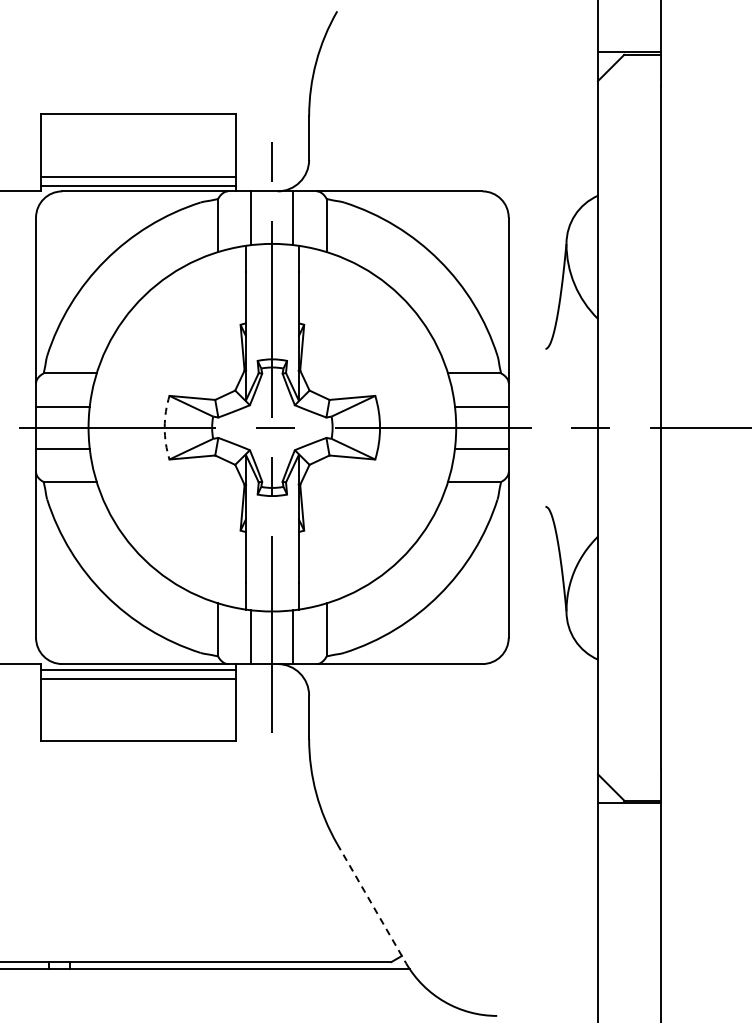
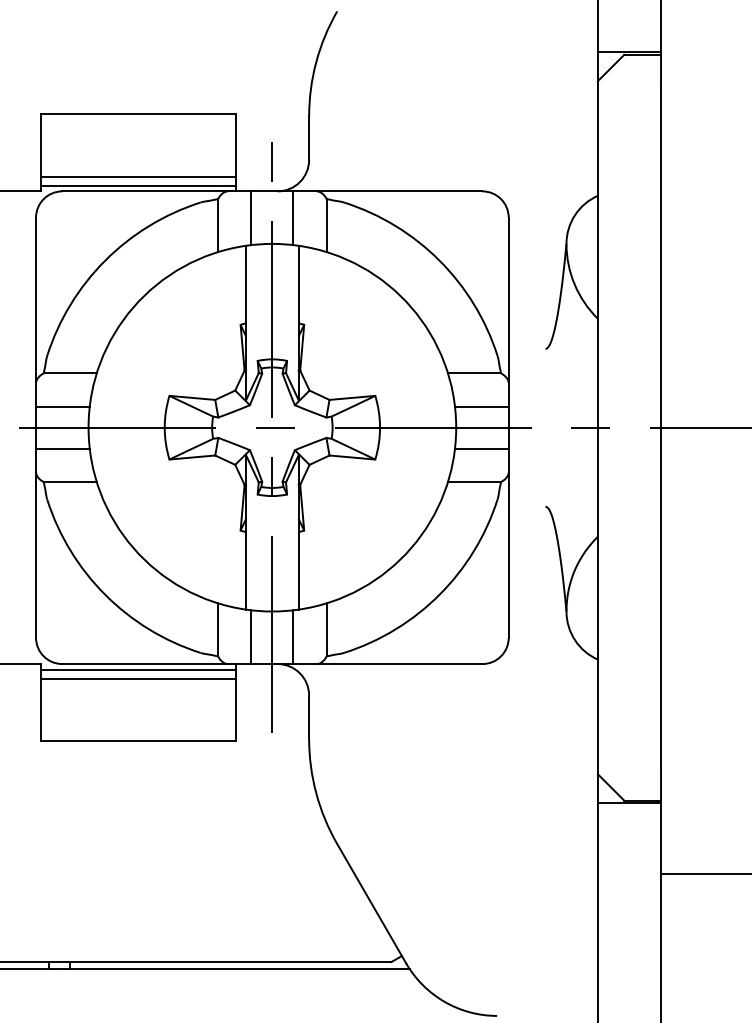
arc: dashed -> solid (164, 427)
line: none -> present (704, 874)
line: dashed -> solid (371, 903)
